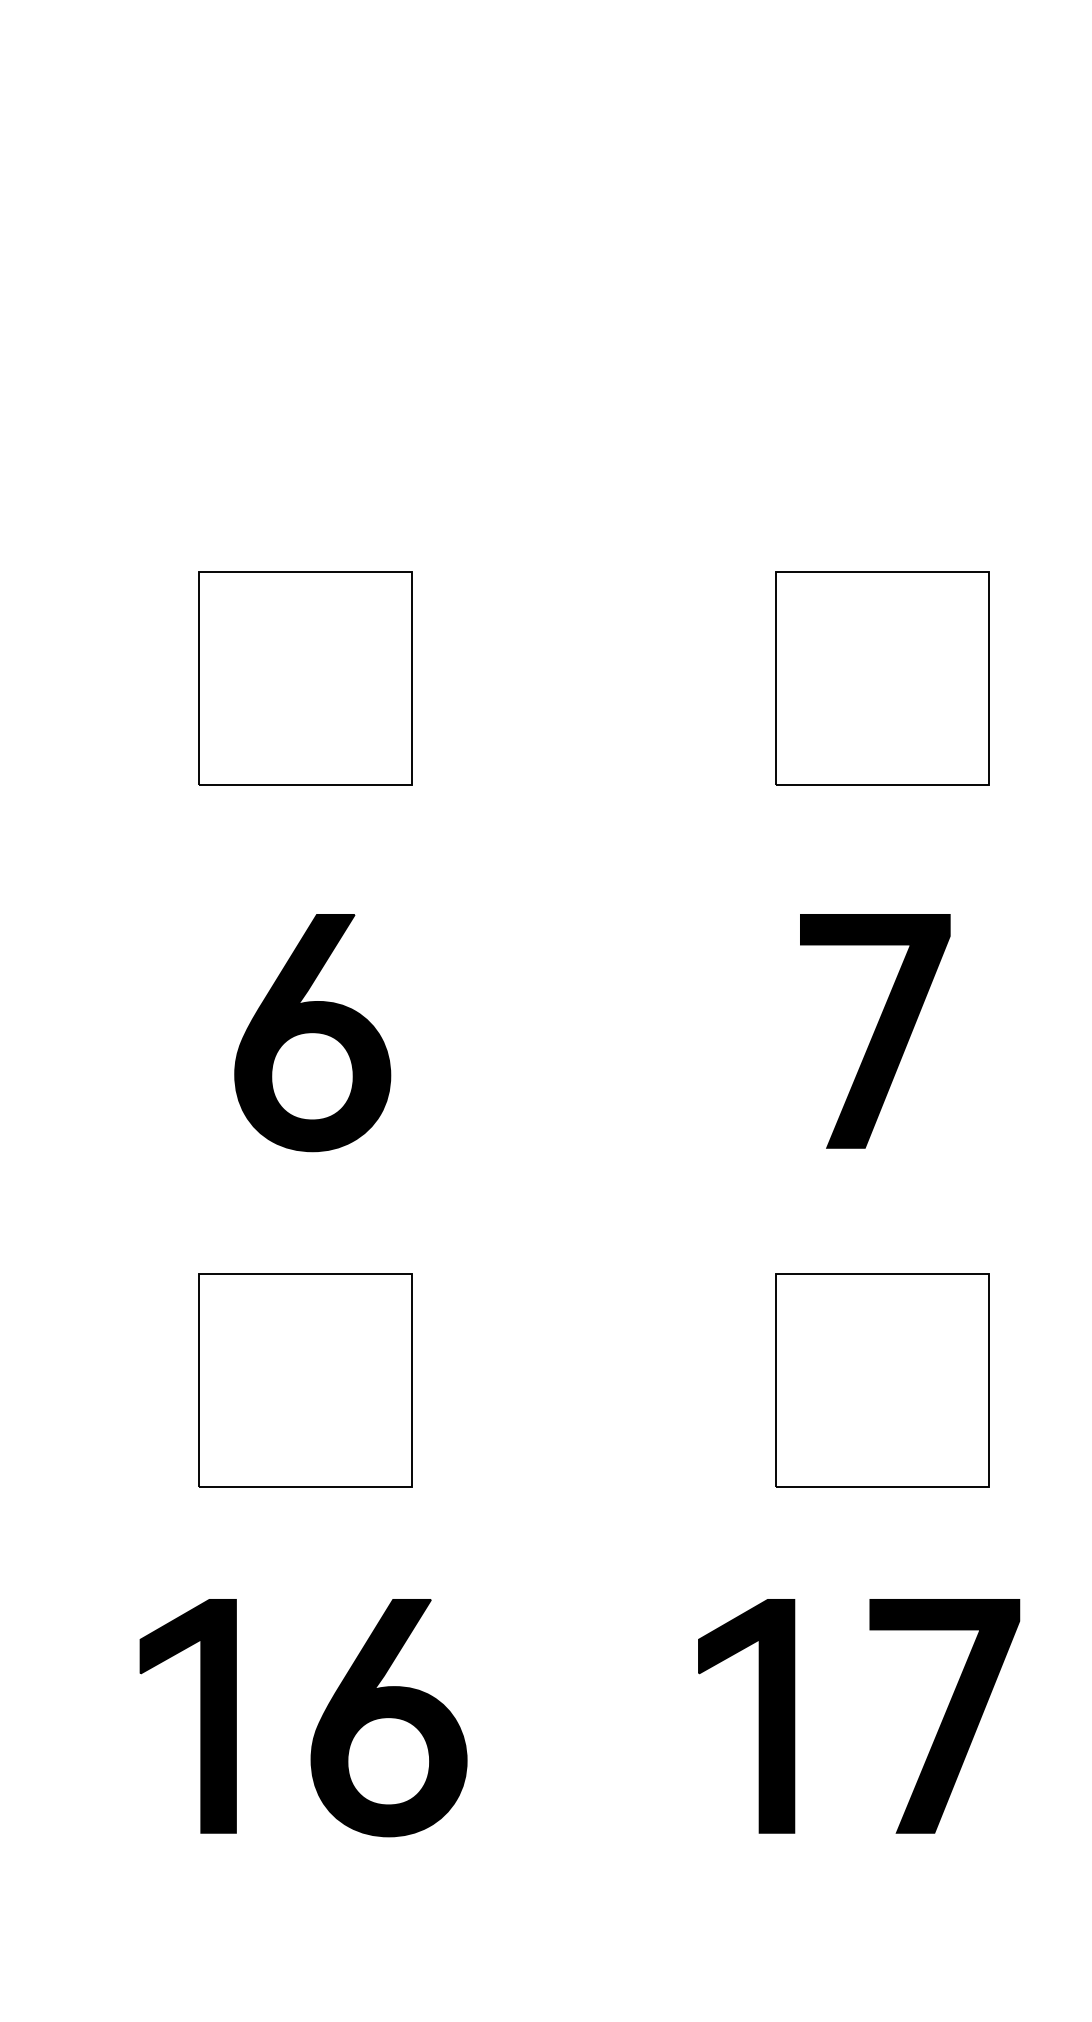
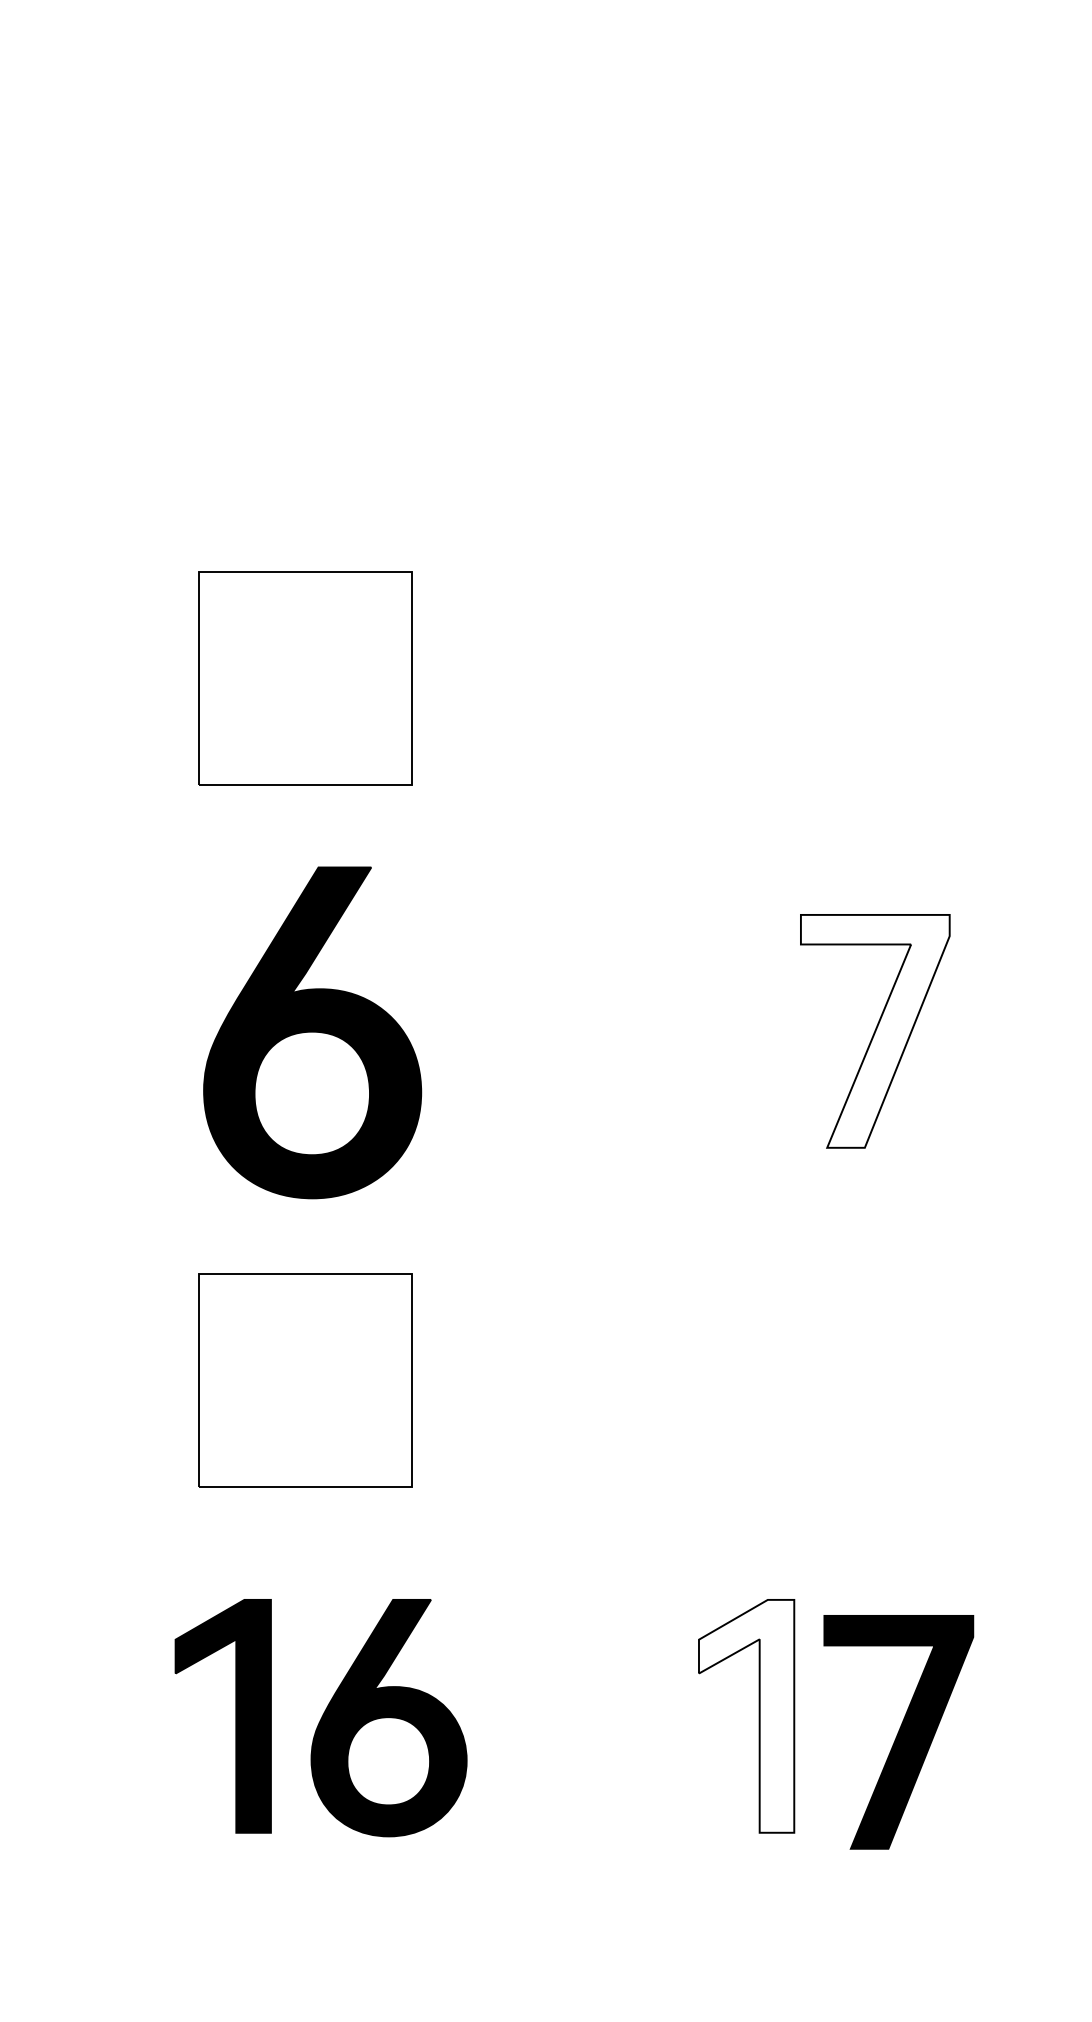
part: present -> none (882, 678)
fill: present -> none (874, 1030)
part size: 158x239 px -> 220x334 px (312, 1032)
part: present -> none (882, 1380)
fill: present -> none (746, 1715)
part position: (200, 1716) -> (235, 1716) (235, 1716)
part position: (944, 1716) -> (898, 1732) (898, 1732)
